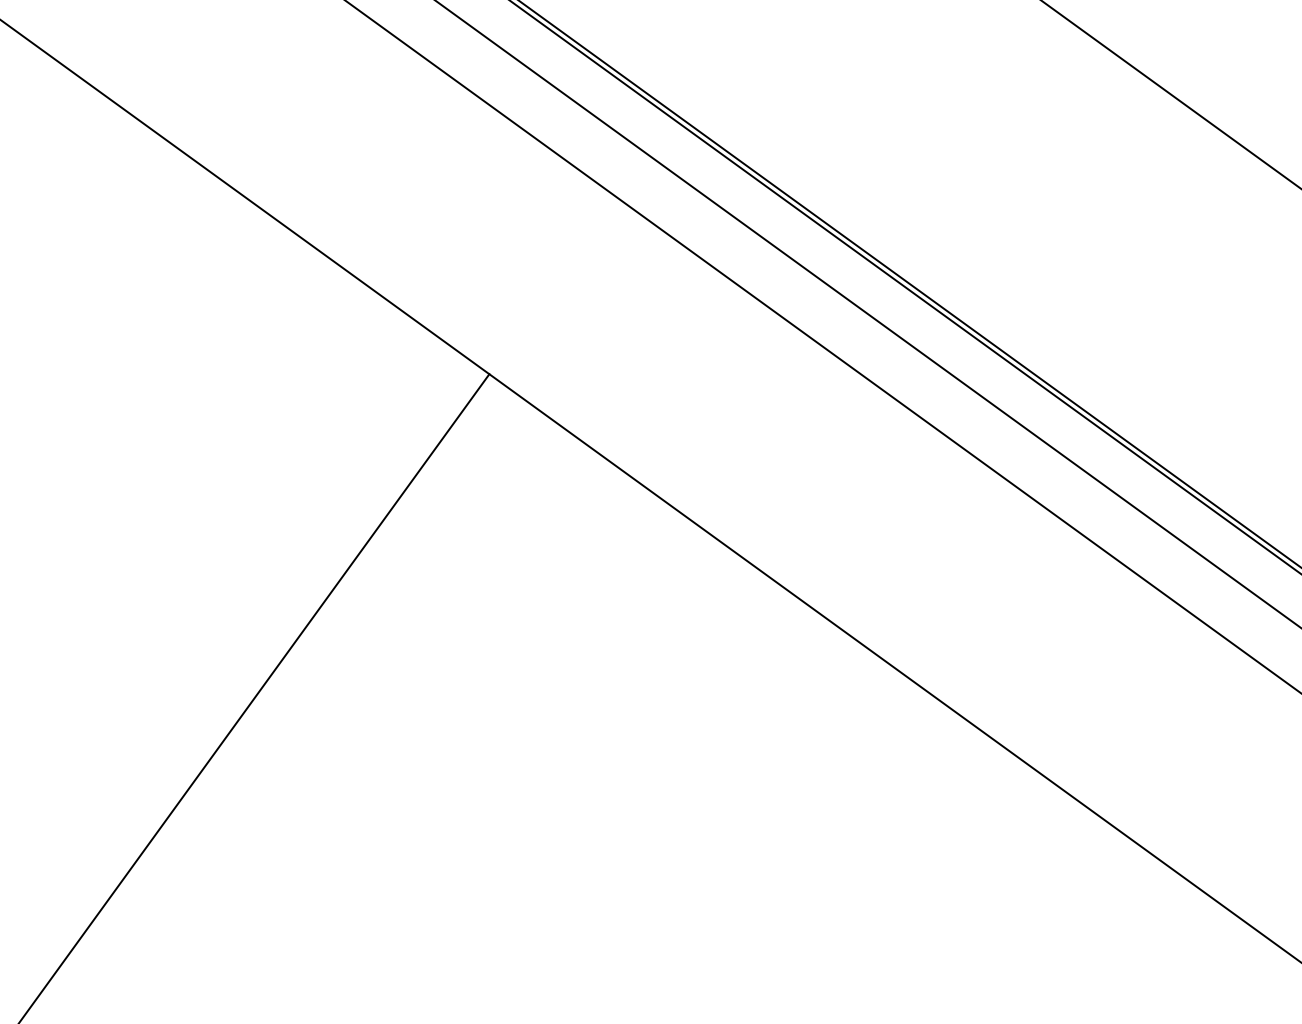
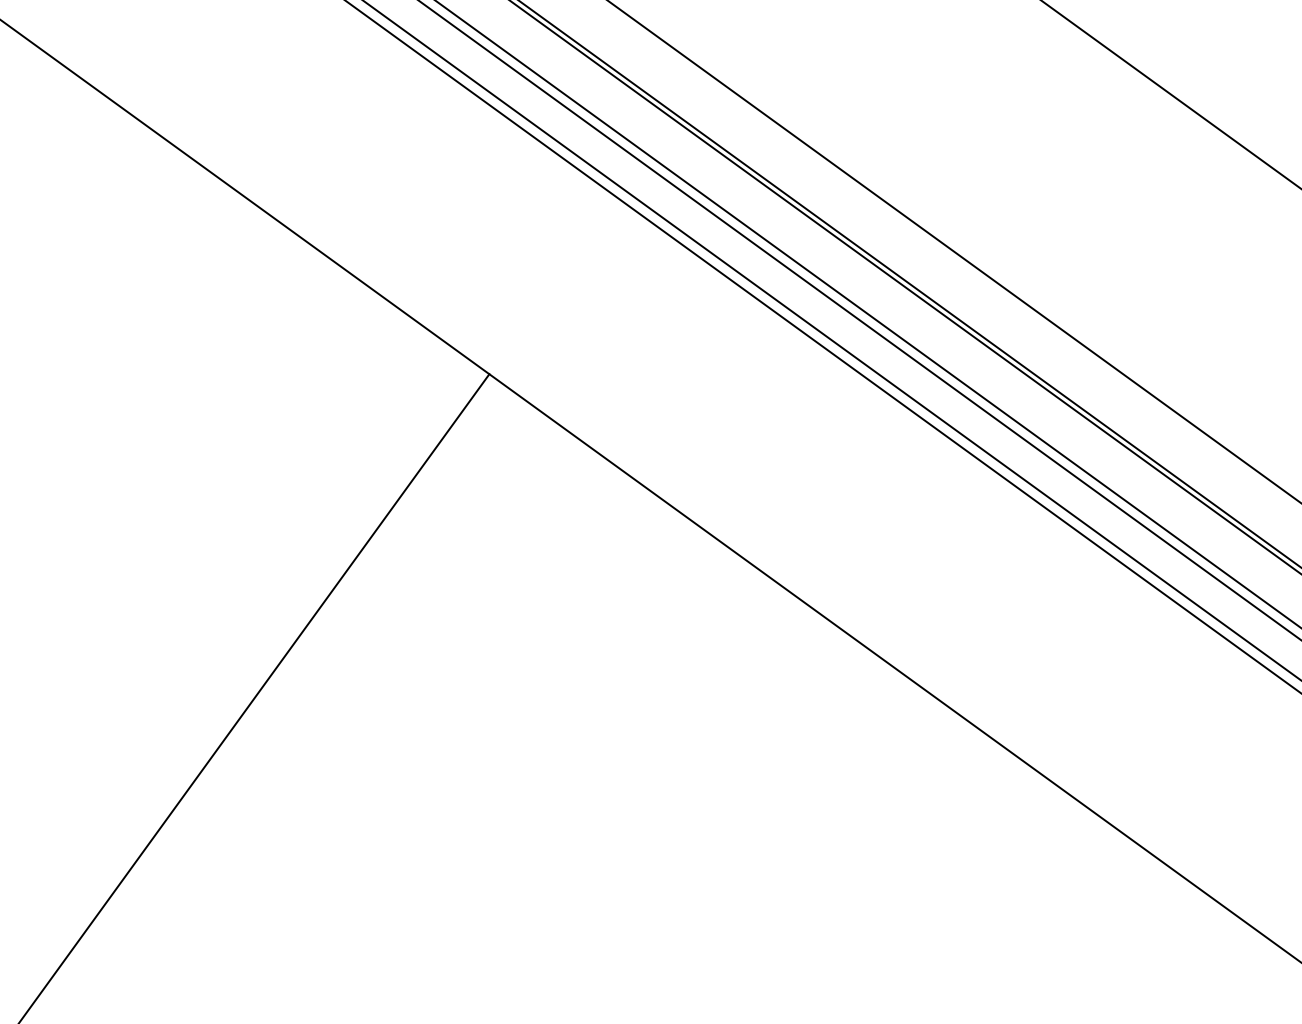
line: none -> present (953, 251)
line: none -> present (859, 320)
line: none -> present (831, 340)
